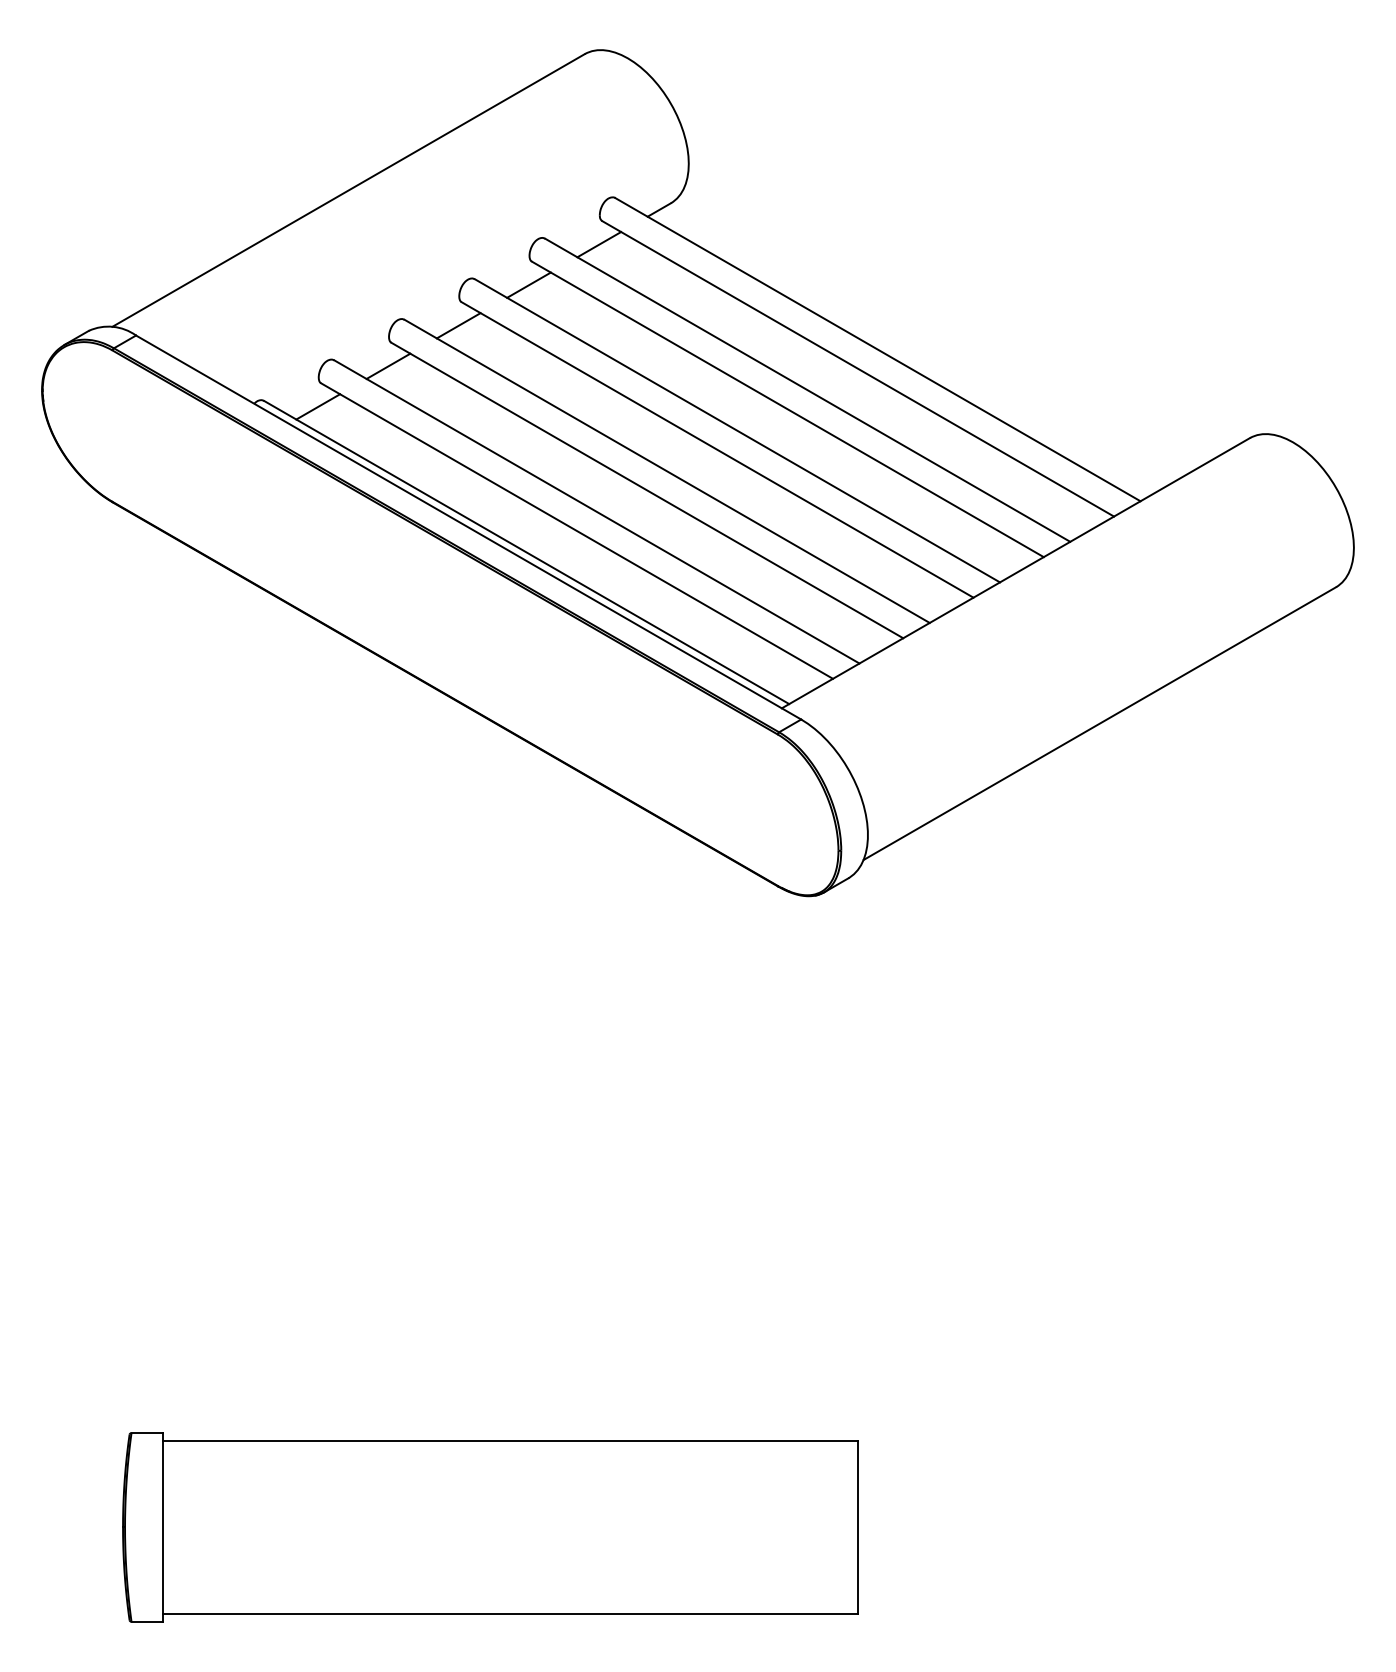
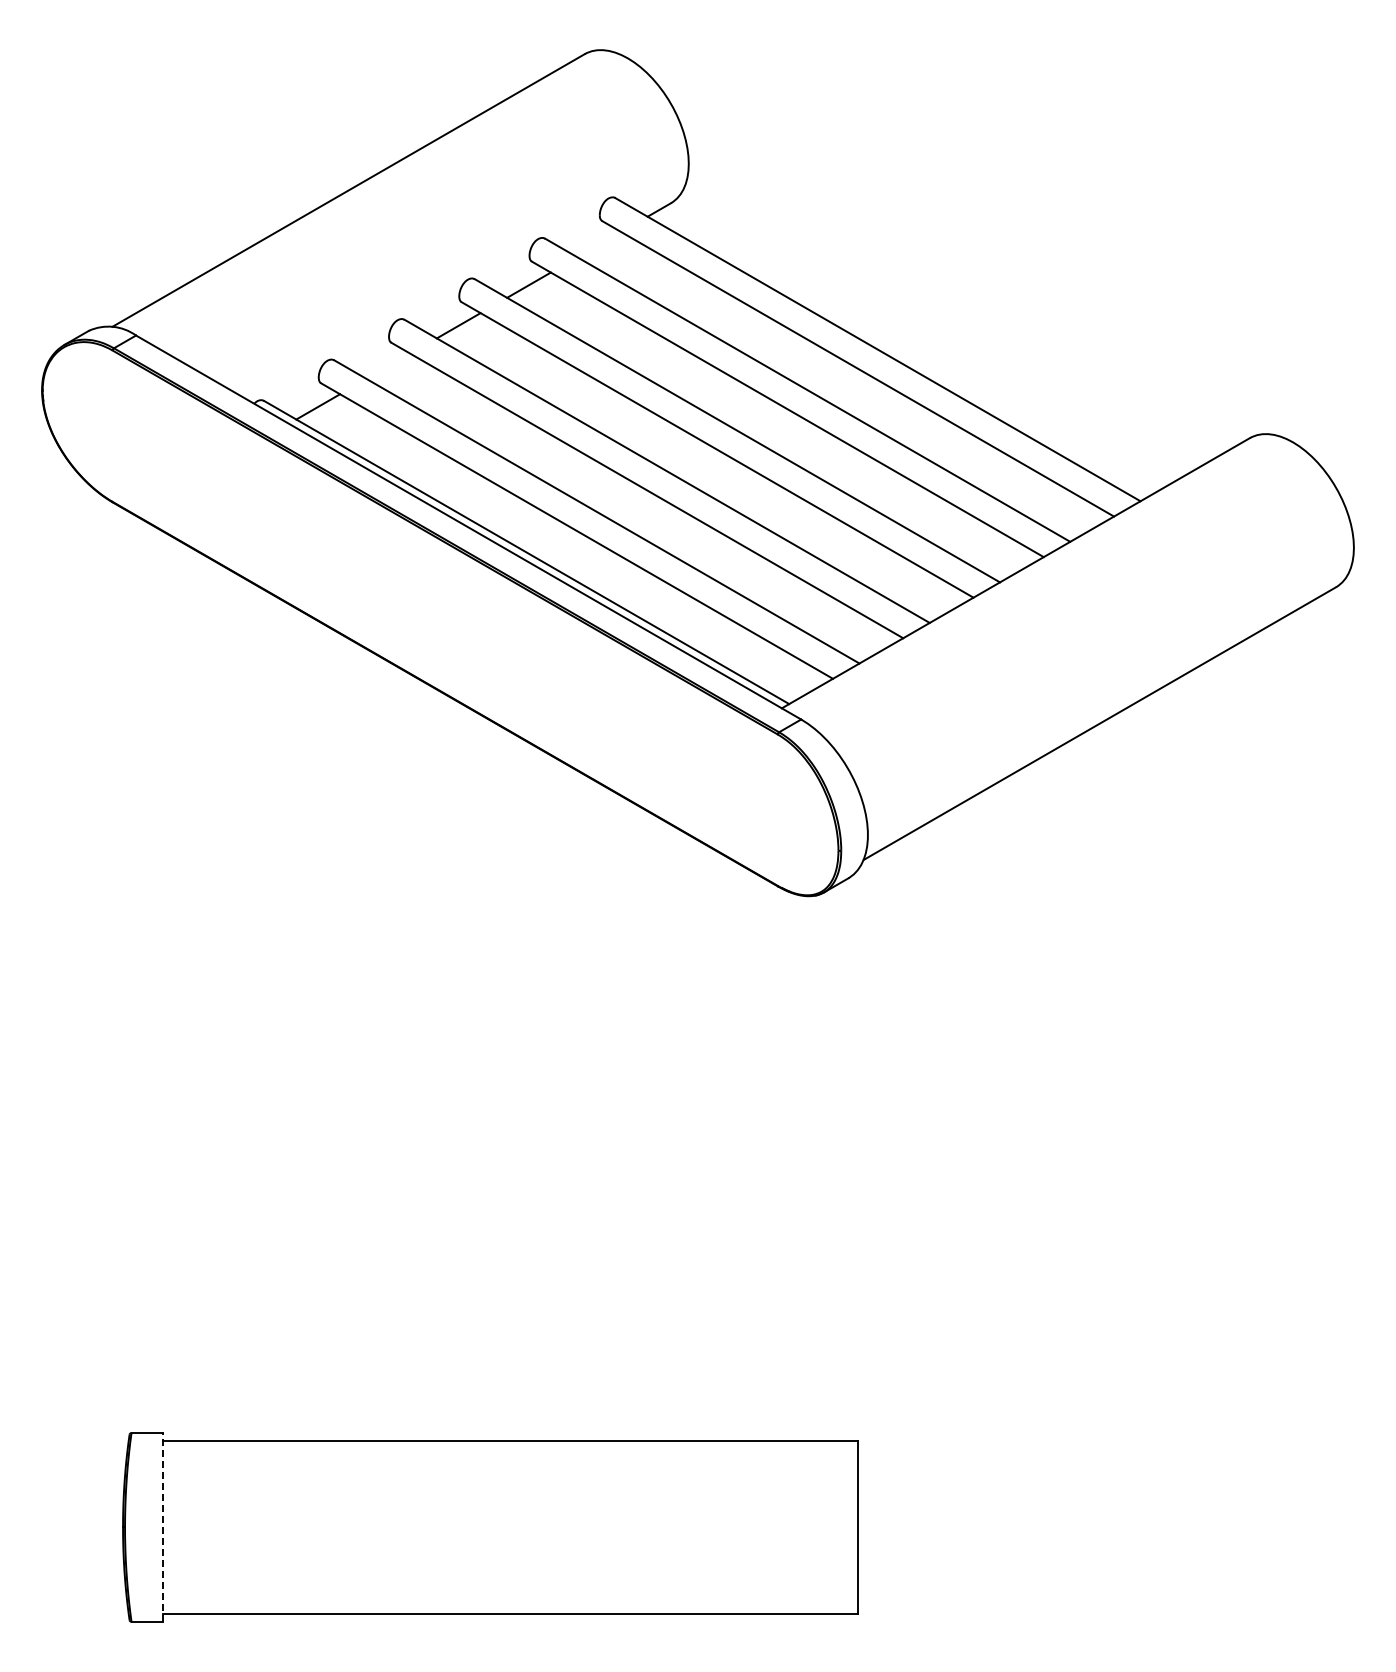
line: present -> none (599, 244)
line: present -> none (388, 365)
line: solid -> dashed (162, 1526)
